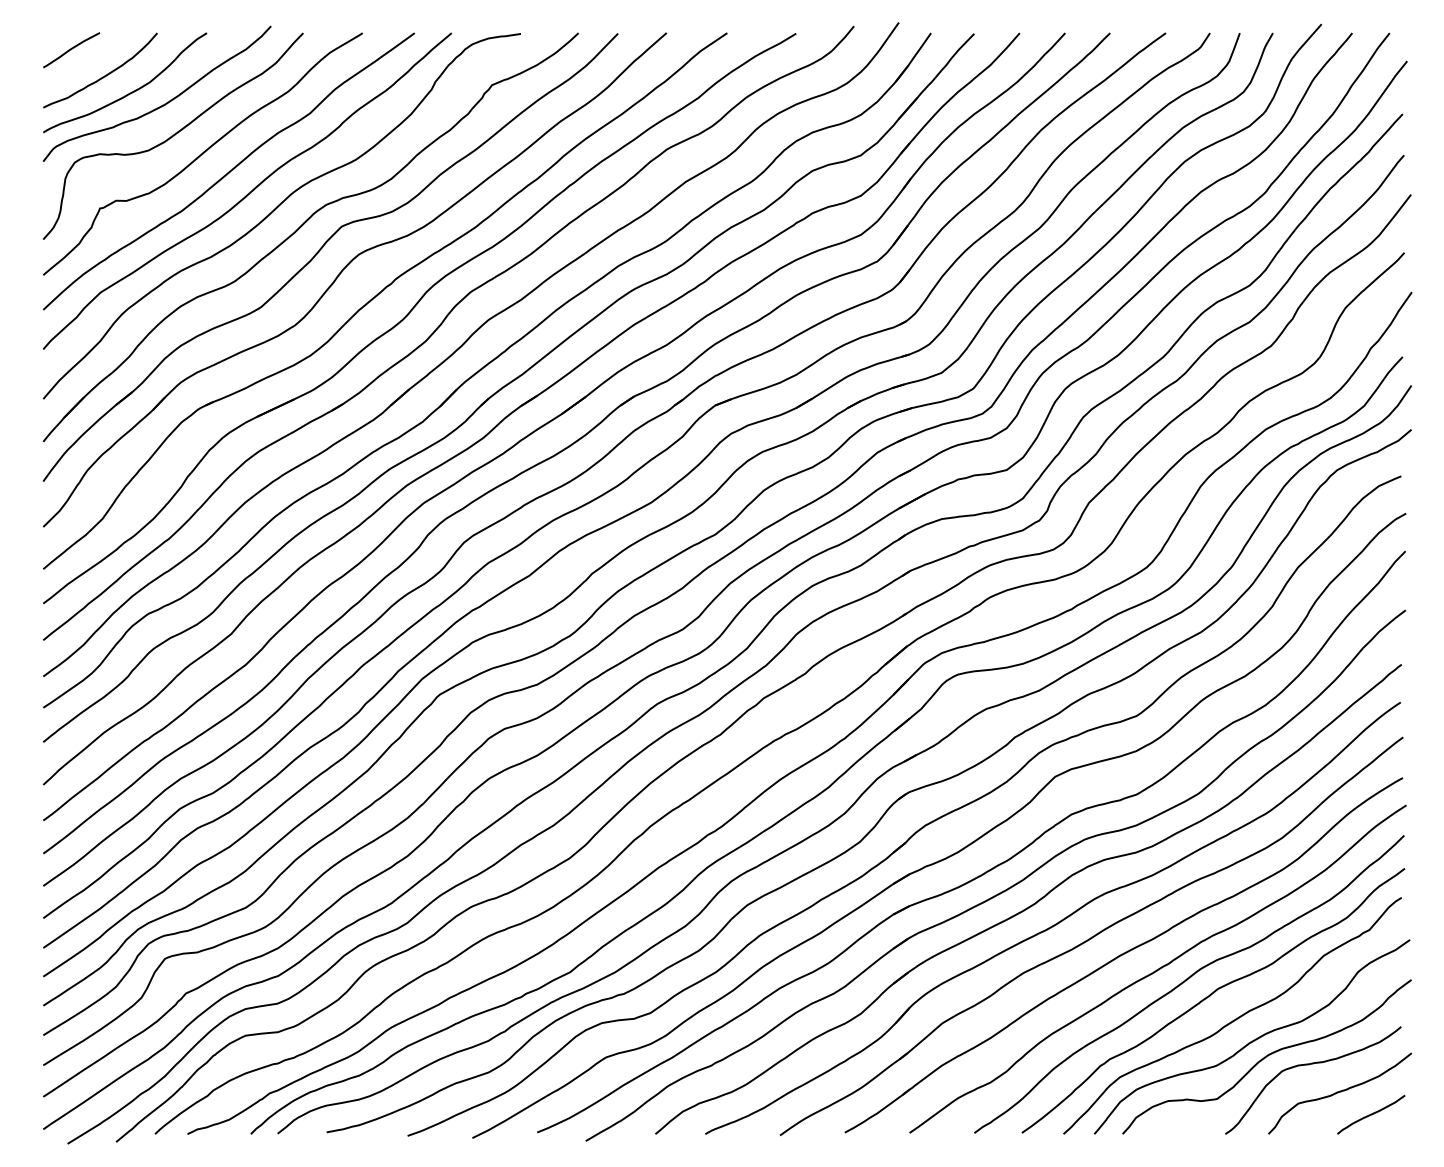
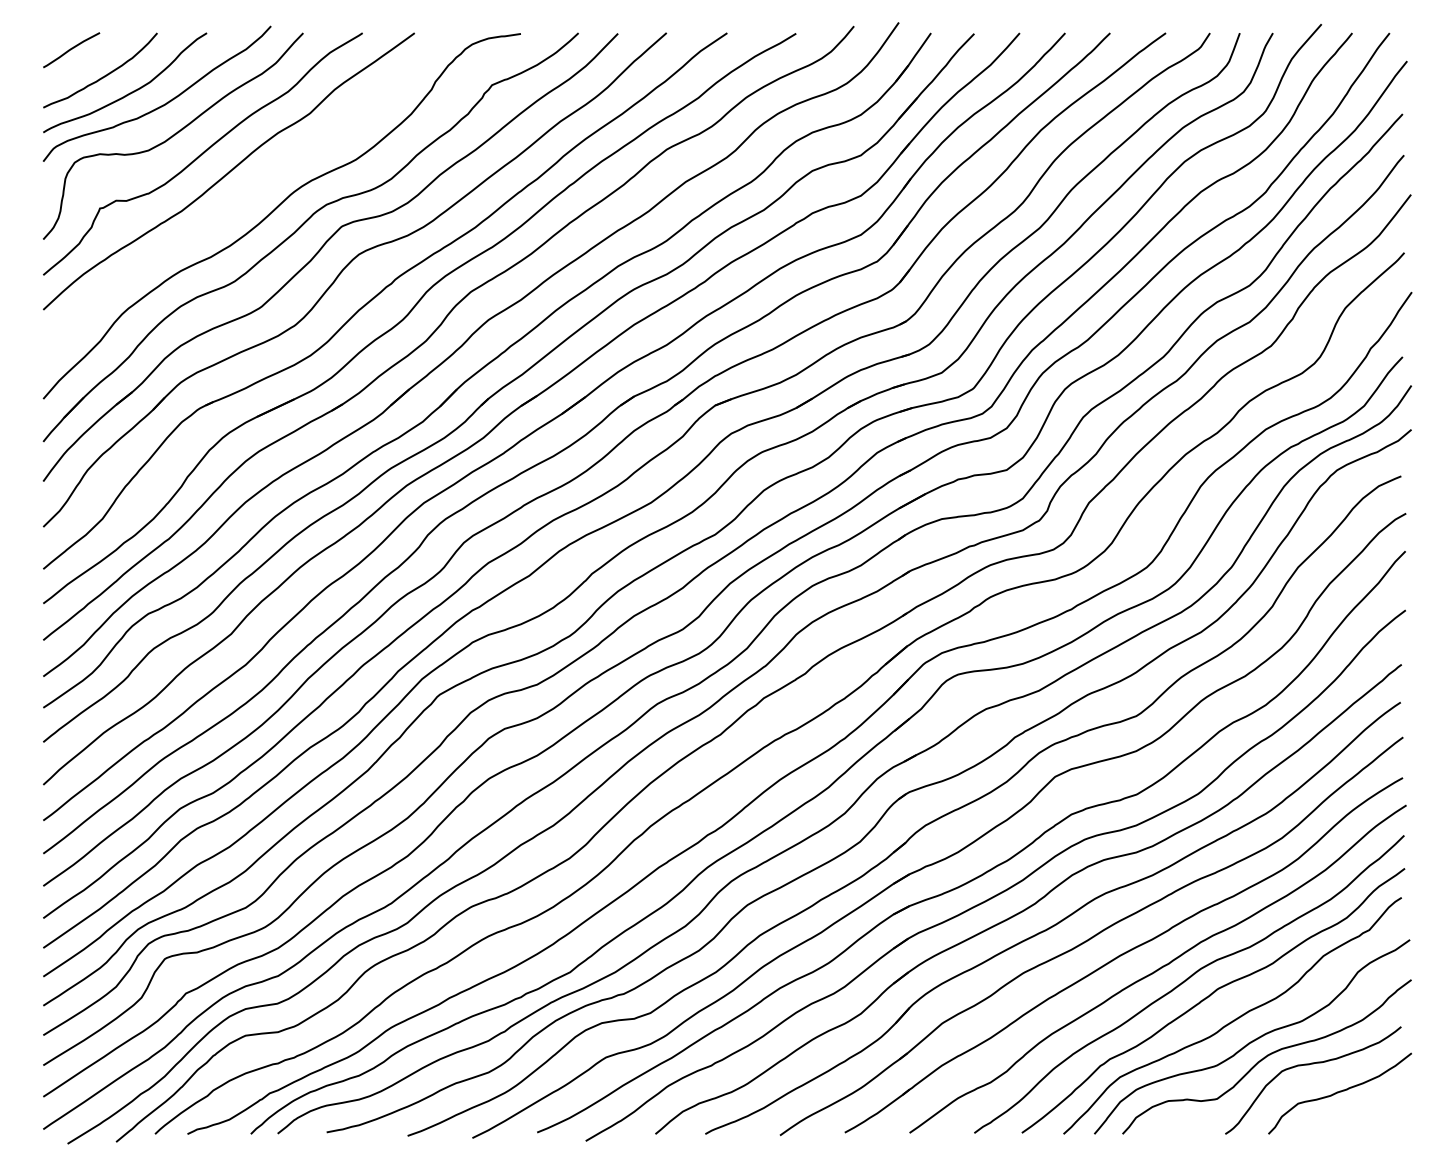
curve: present -> none (249, 192)
curve: present -> none (1371, 1114)
